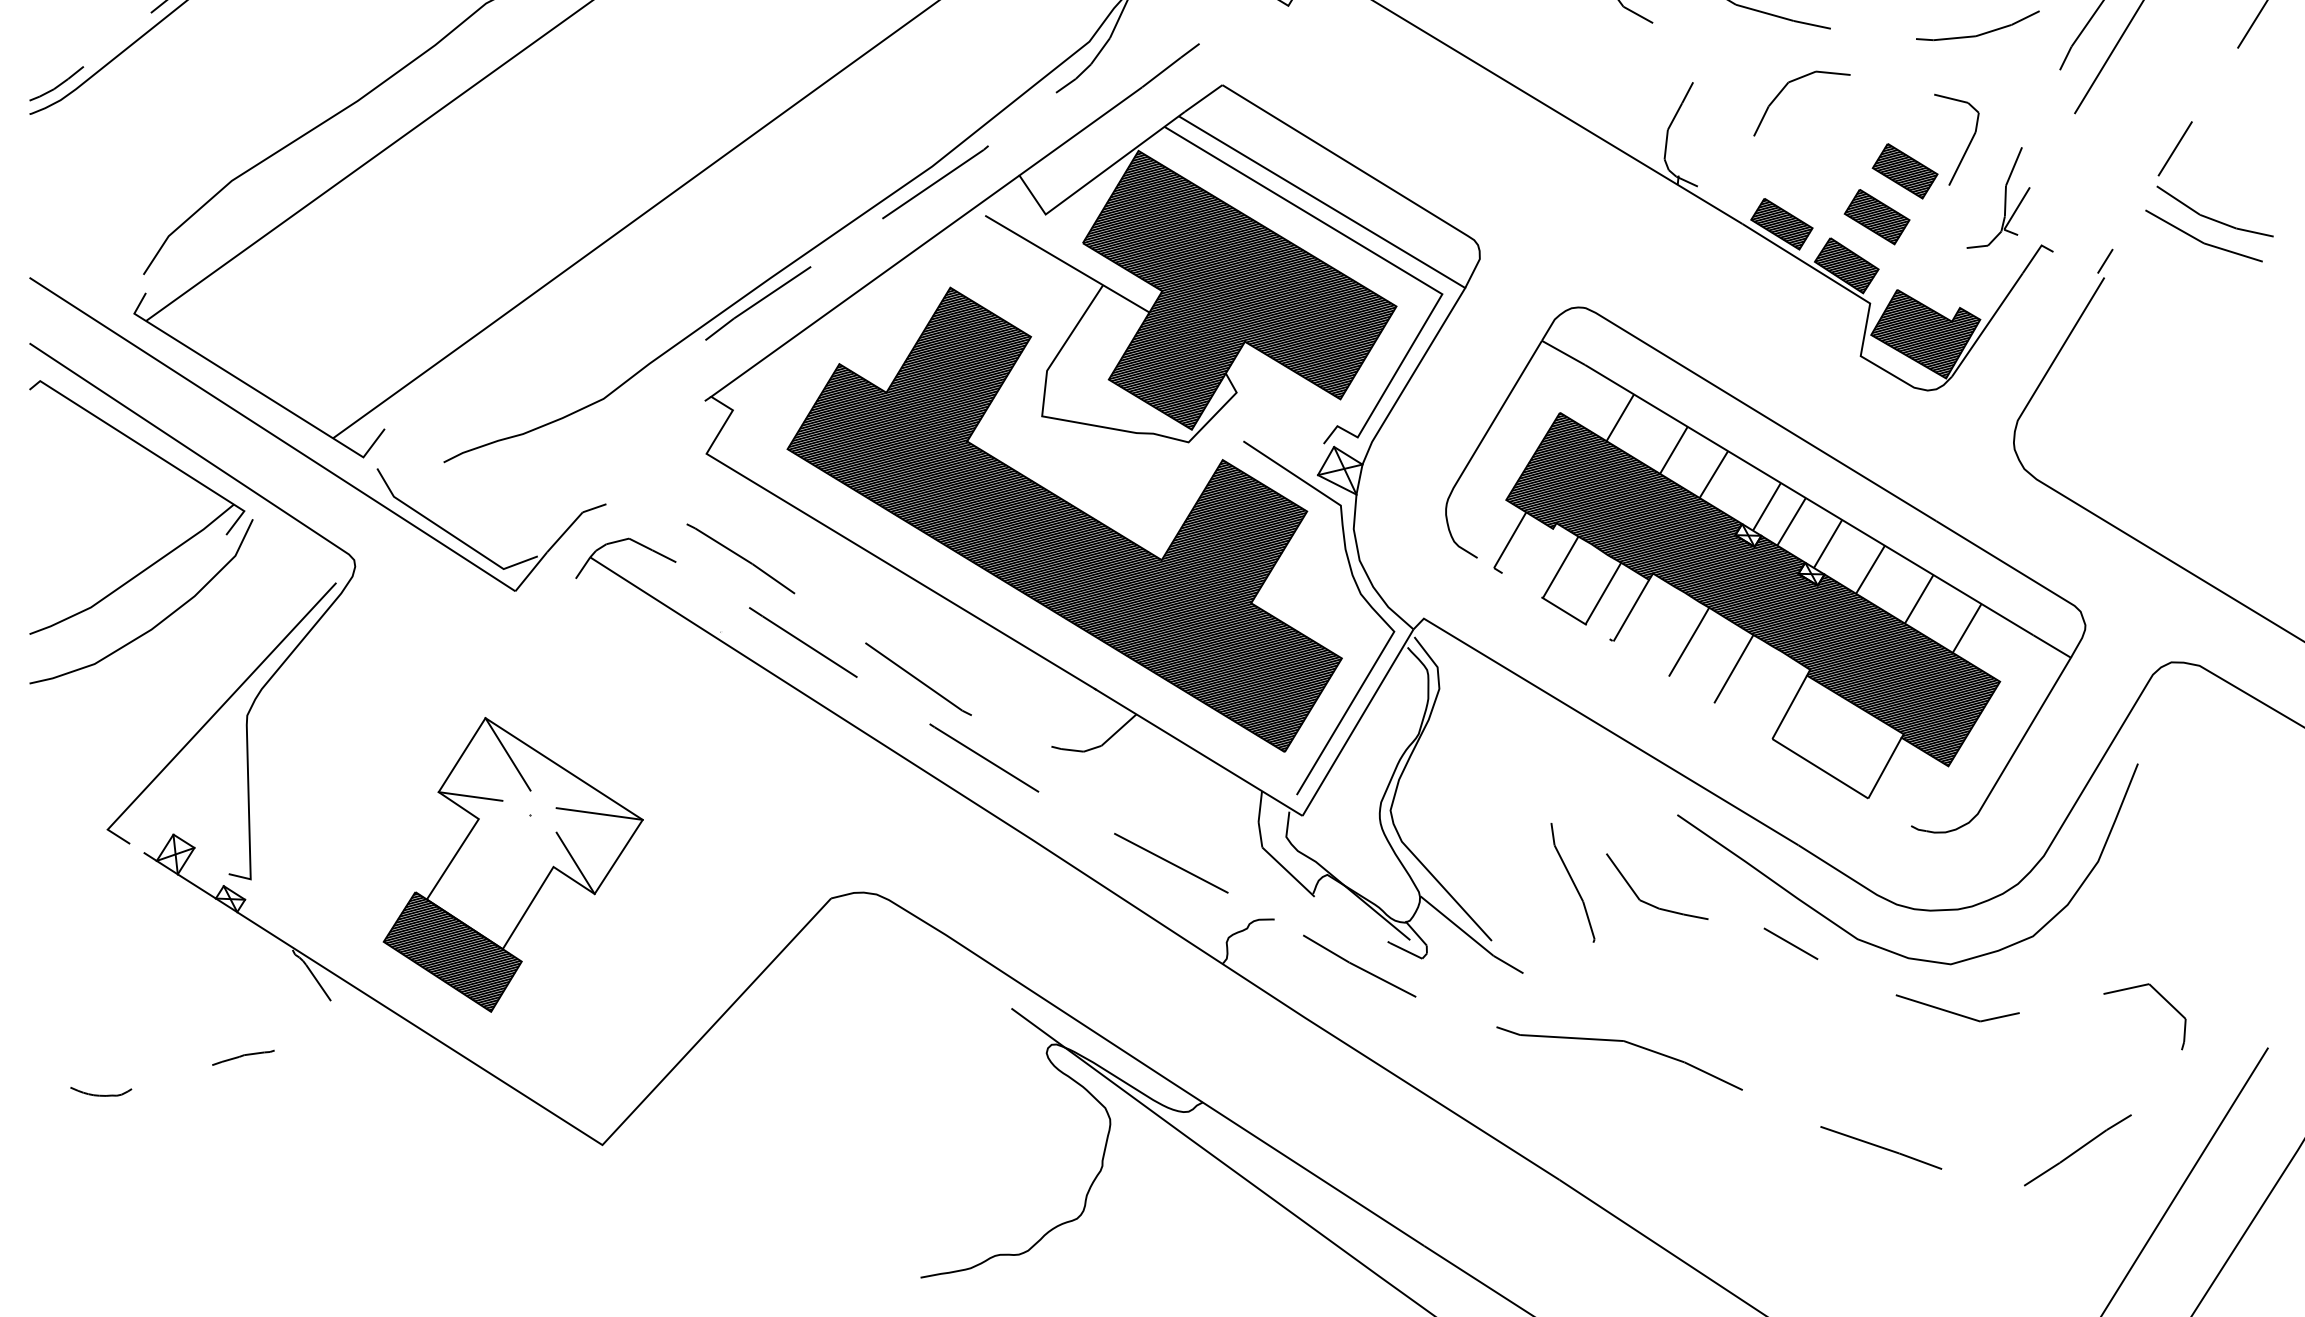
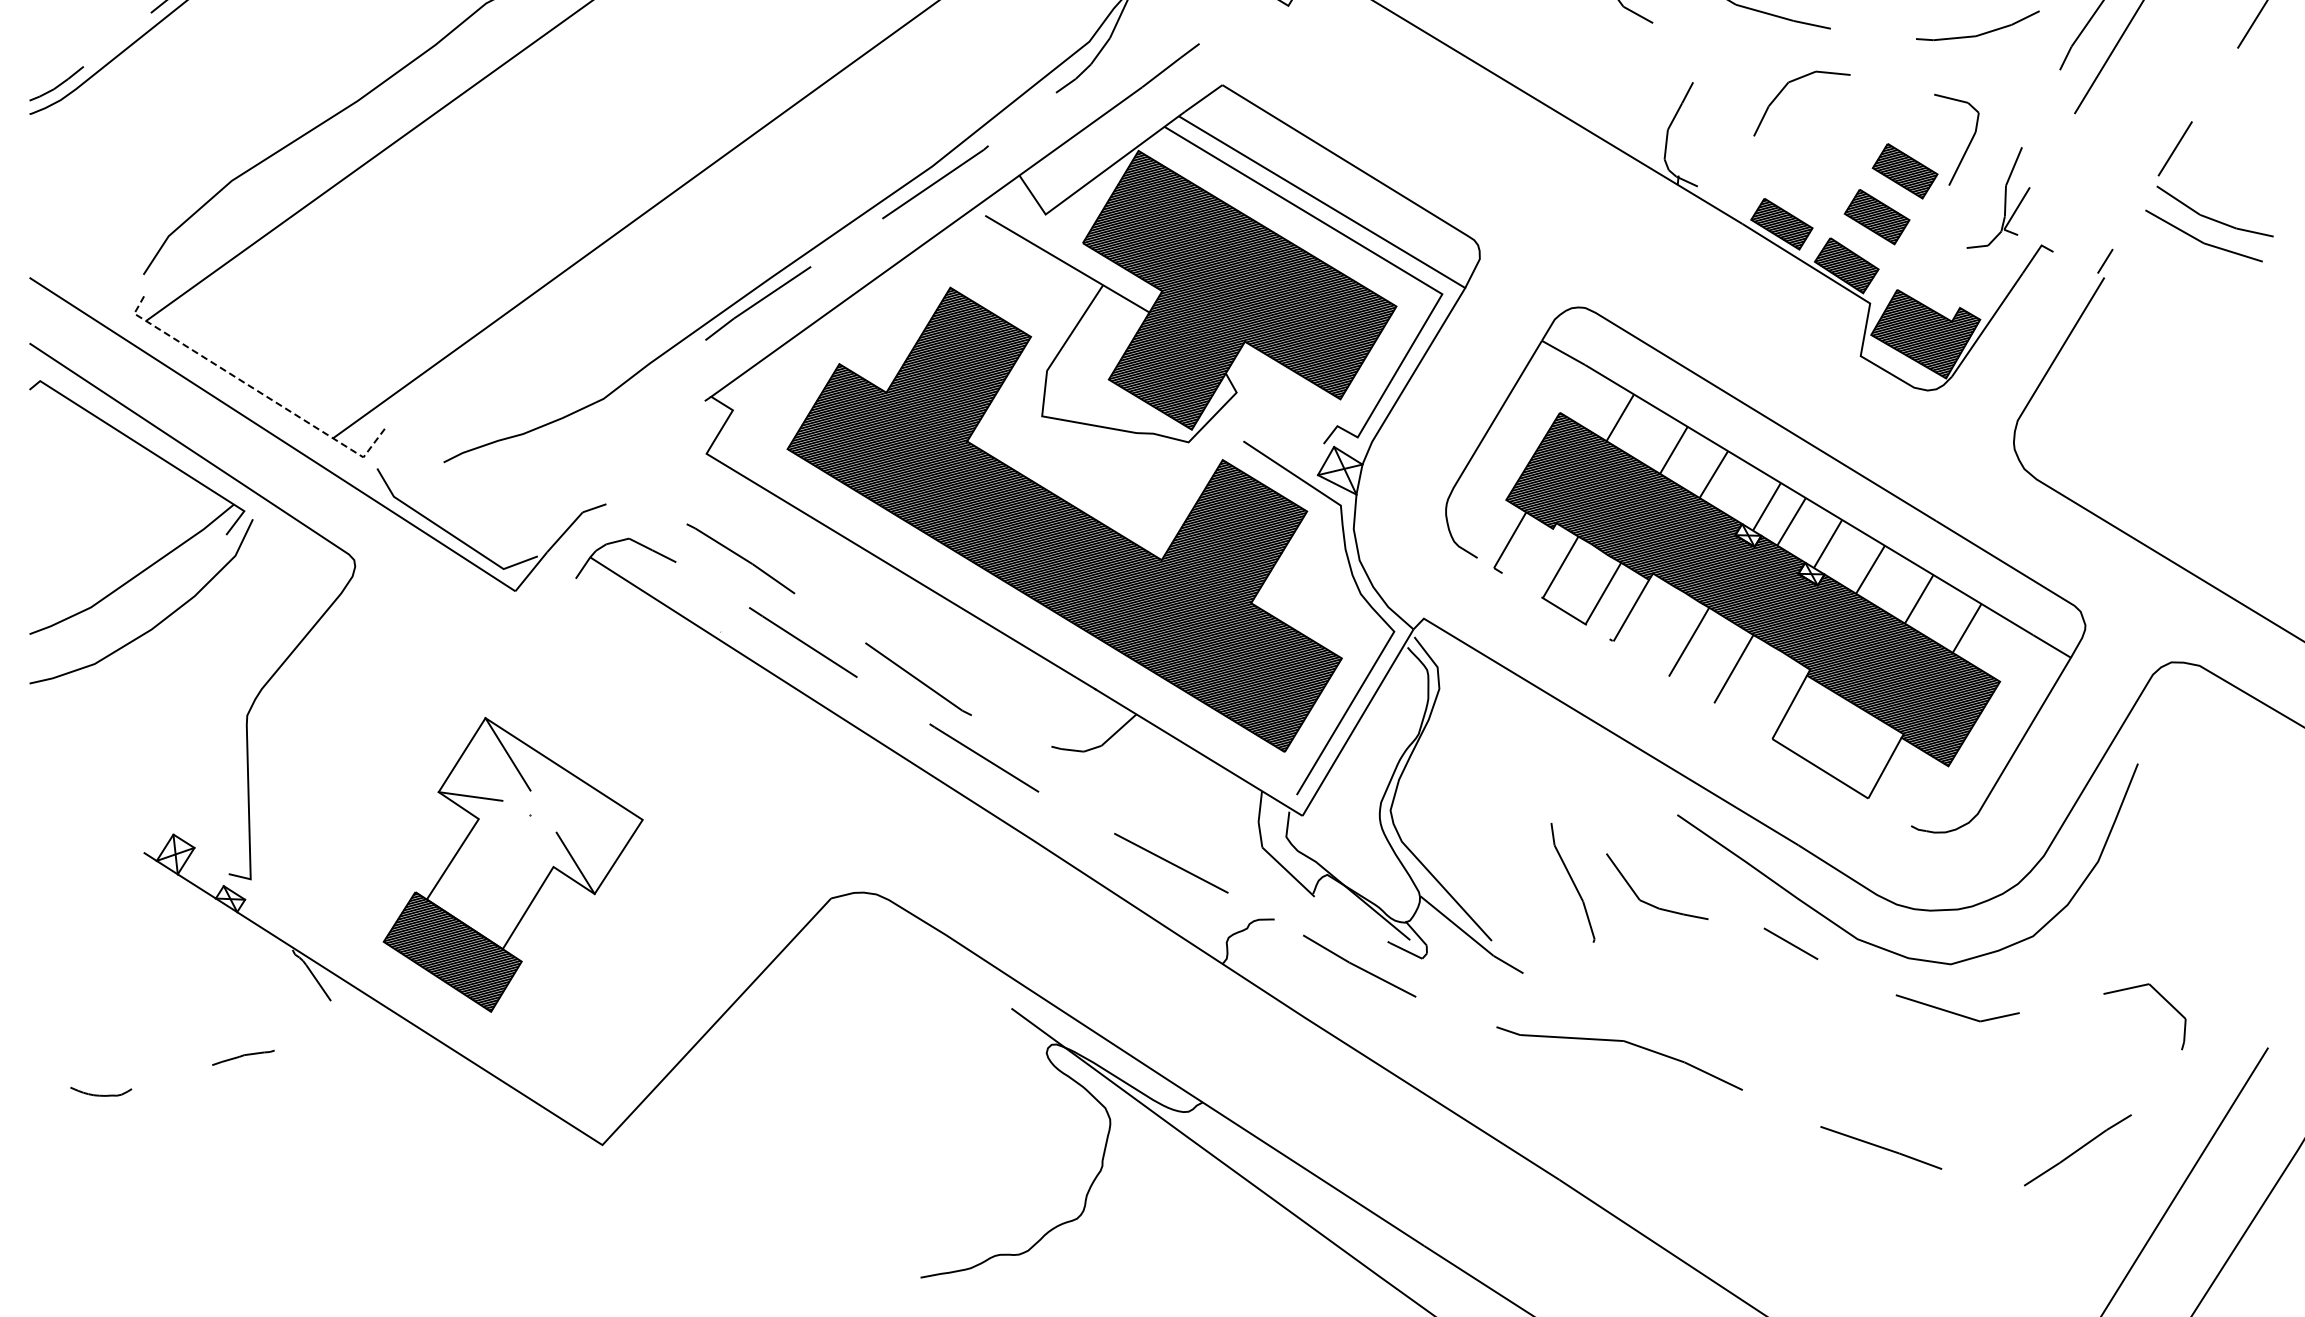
line: solid -> dashed (253, 388)
line: present -> none (219, 710)
line: present -> none (599, 813)
